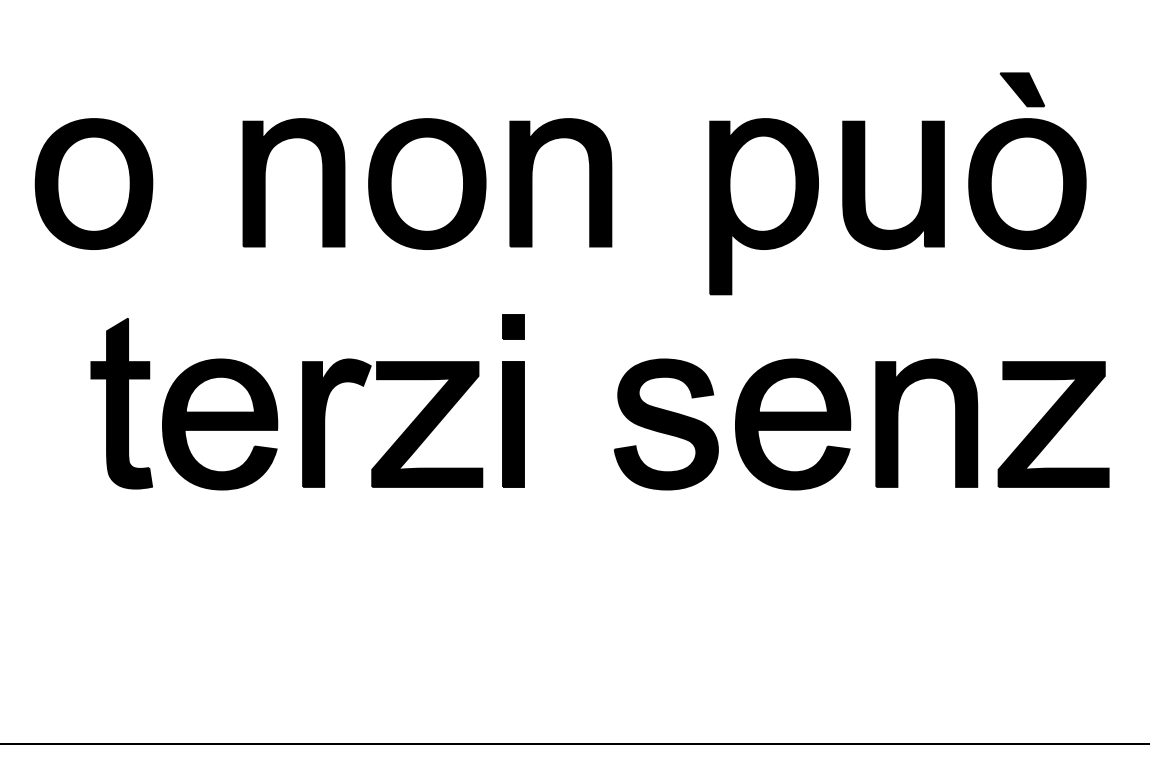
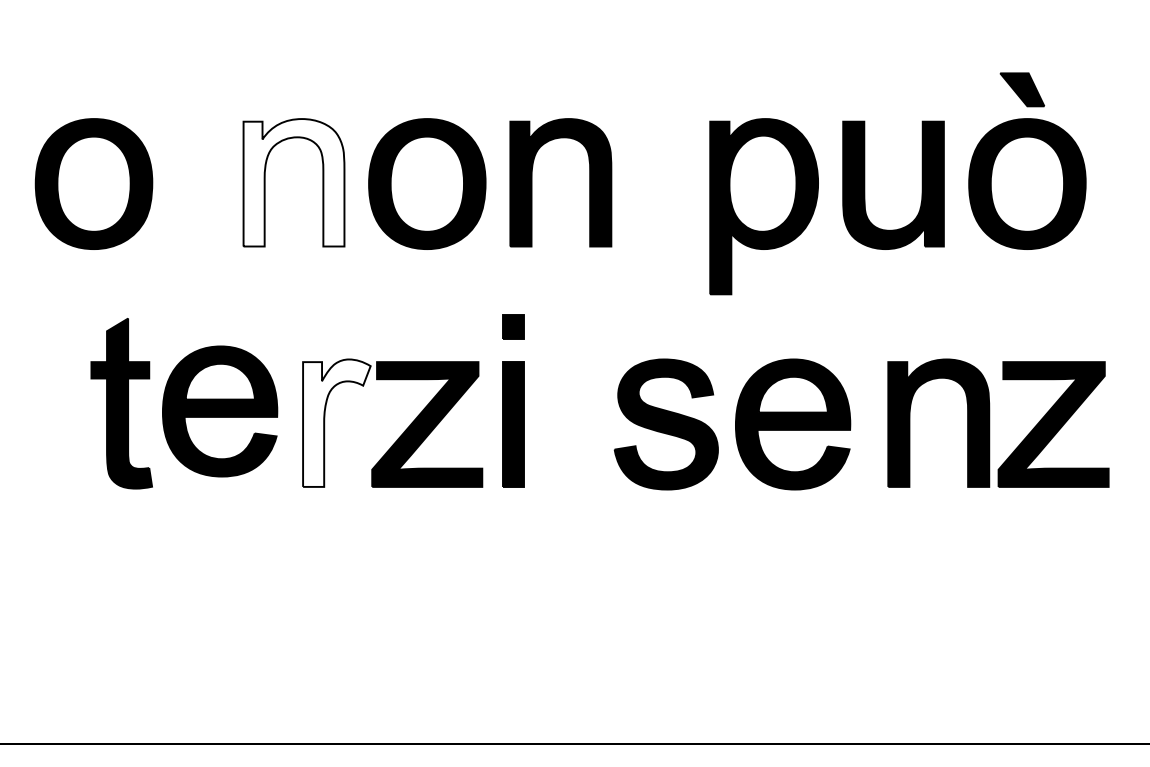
fill: present -> none (293, 182)
fill: present -> none (336, 422)
part position: (898, 422) -> (910, 422) (910, 422)
part position: (220, 424) -> (220, 411) (220, 411)
